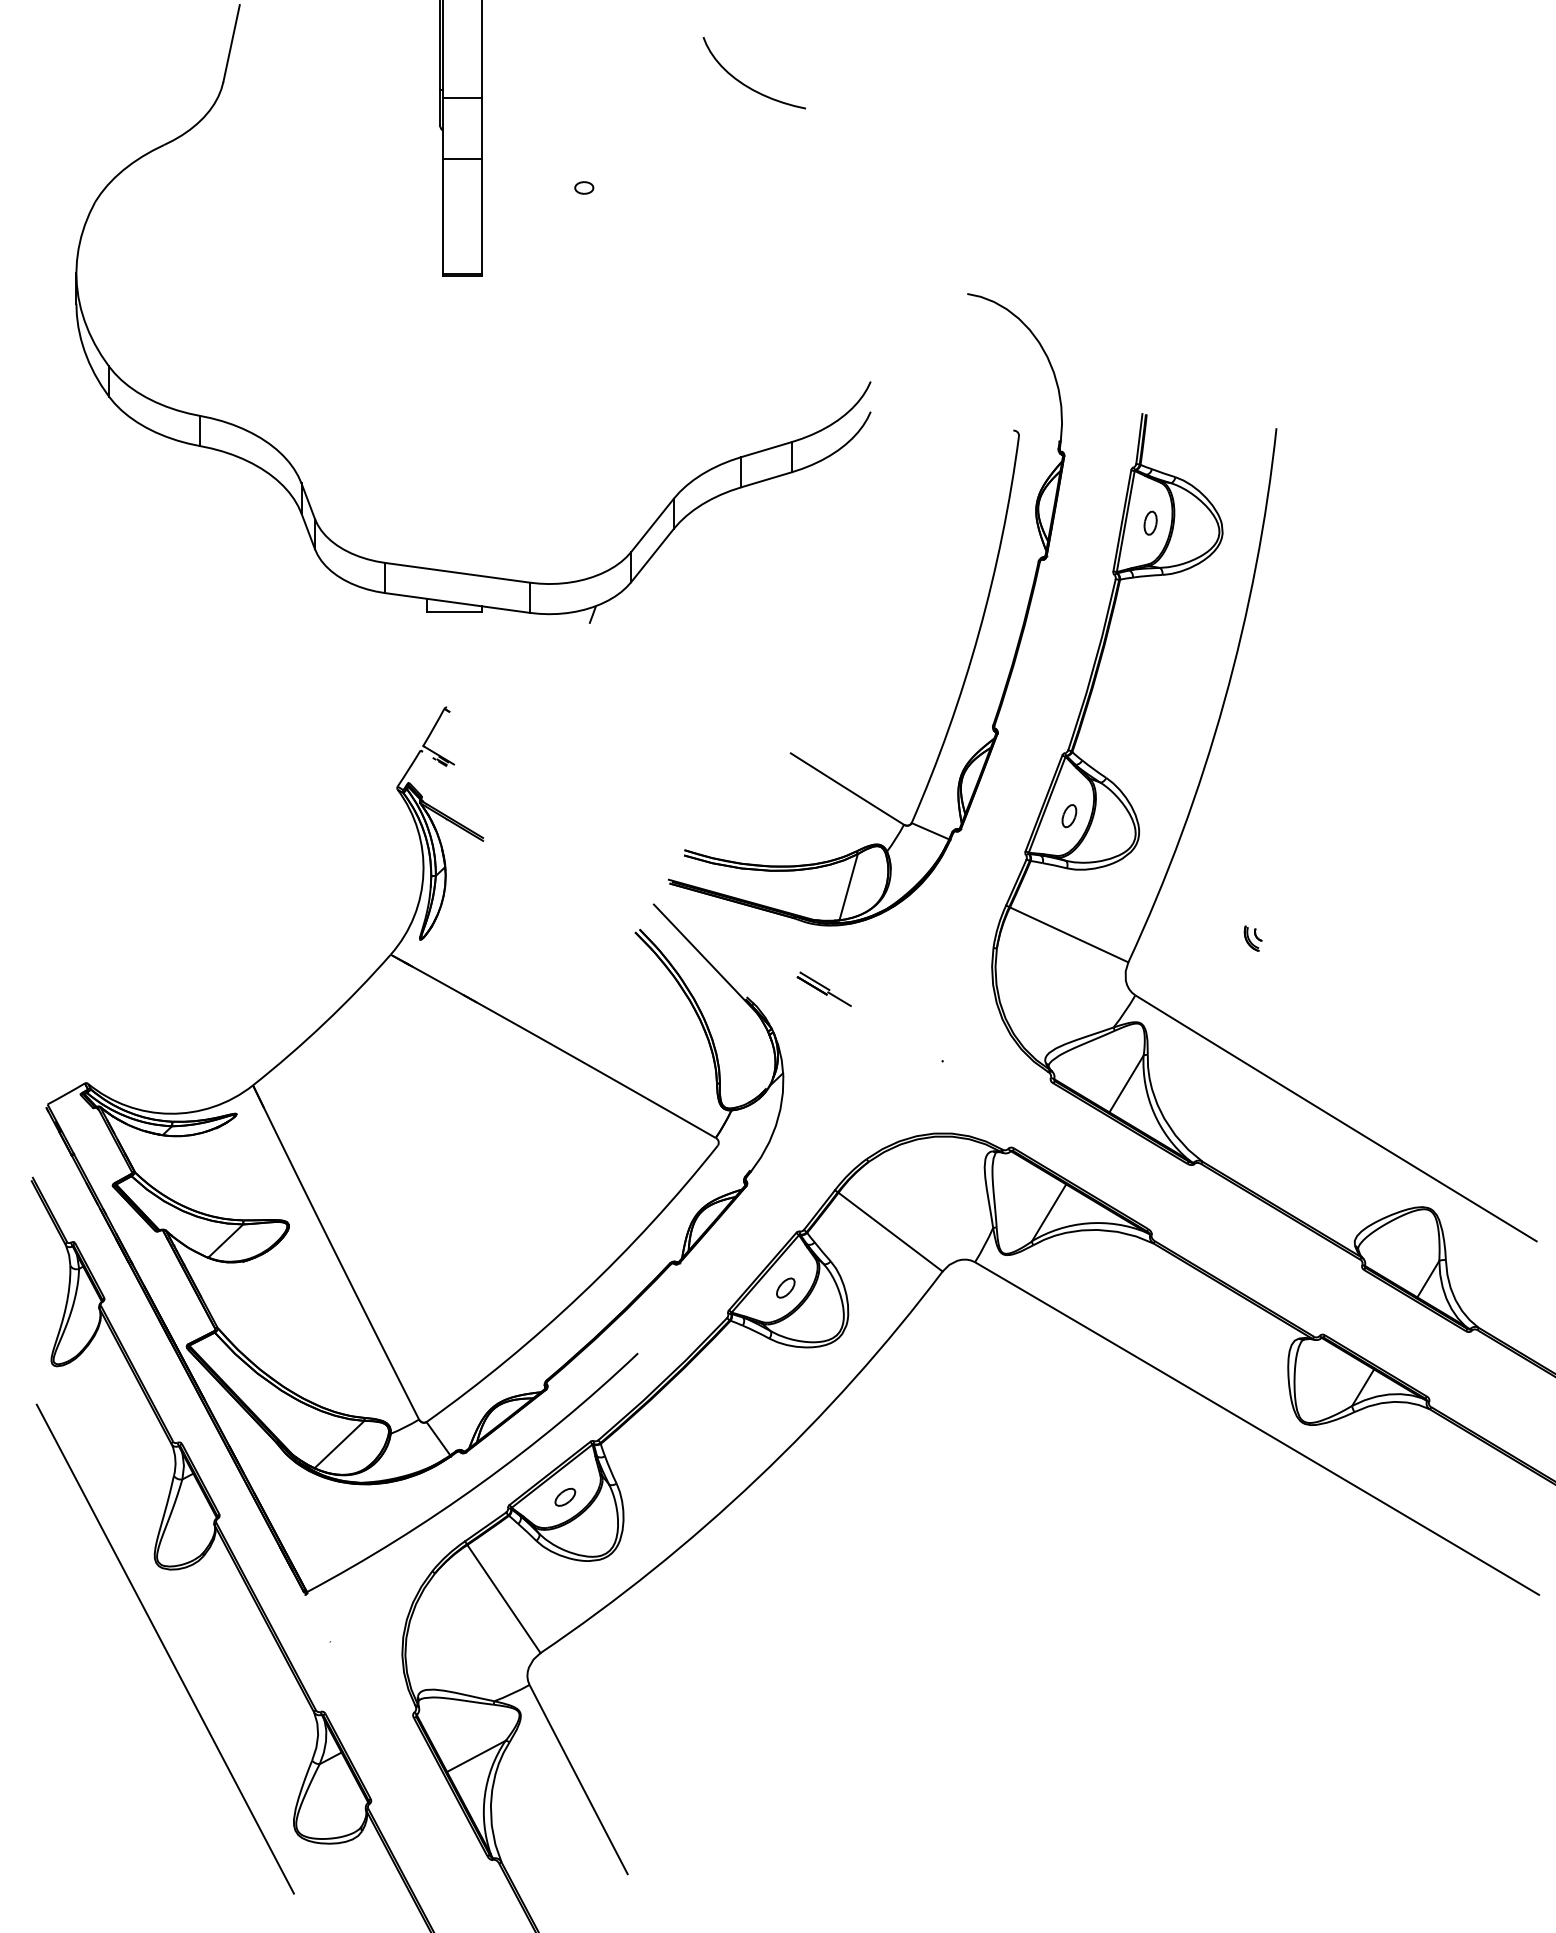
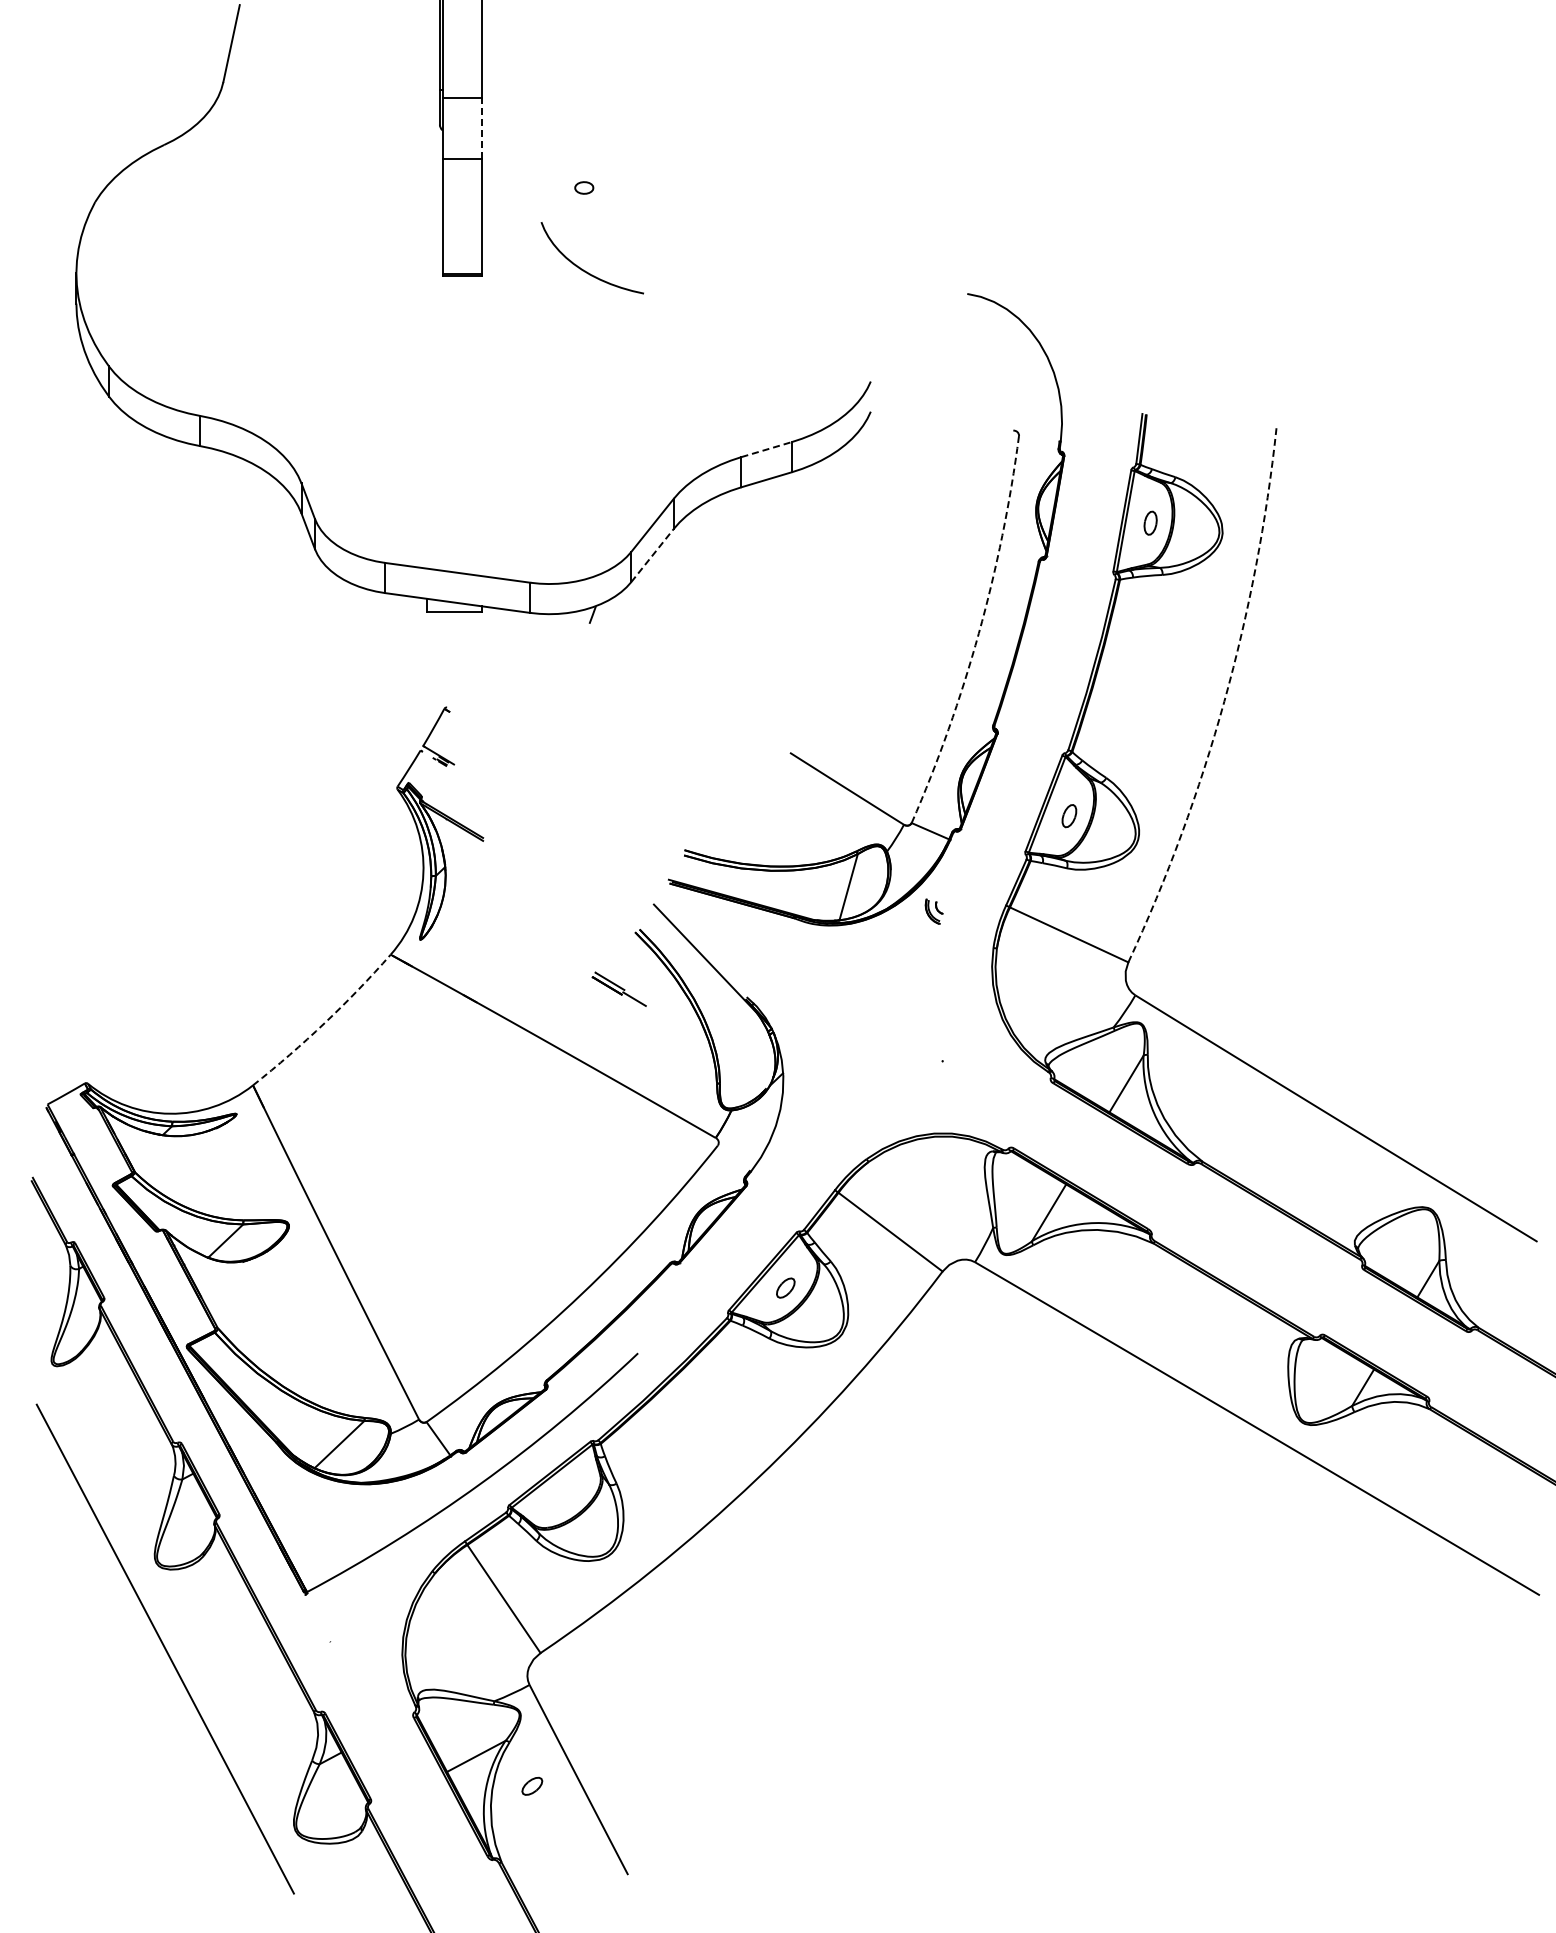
curve position: (747, 85) -> (585, 270) (585, 270)
line: solid -> dashed (481, 128)
line: solid -> dashed (767, 449)
line: solid -> dashed (652, 555)
arc: solid -> dashed (978, 633)
arc: solid -> dashed (1224, 701)
part position: (1252, 938) -> (933, 911) (933, 911)
part position: (823, 988) -> (618, 988) (618, 988)
arc: solid -> dashed (324, 1023)
part position: (565, 1496) -> (532, 1785) (532, 1785)
